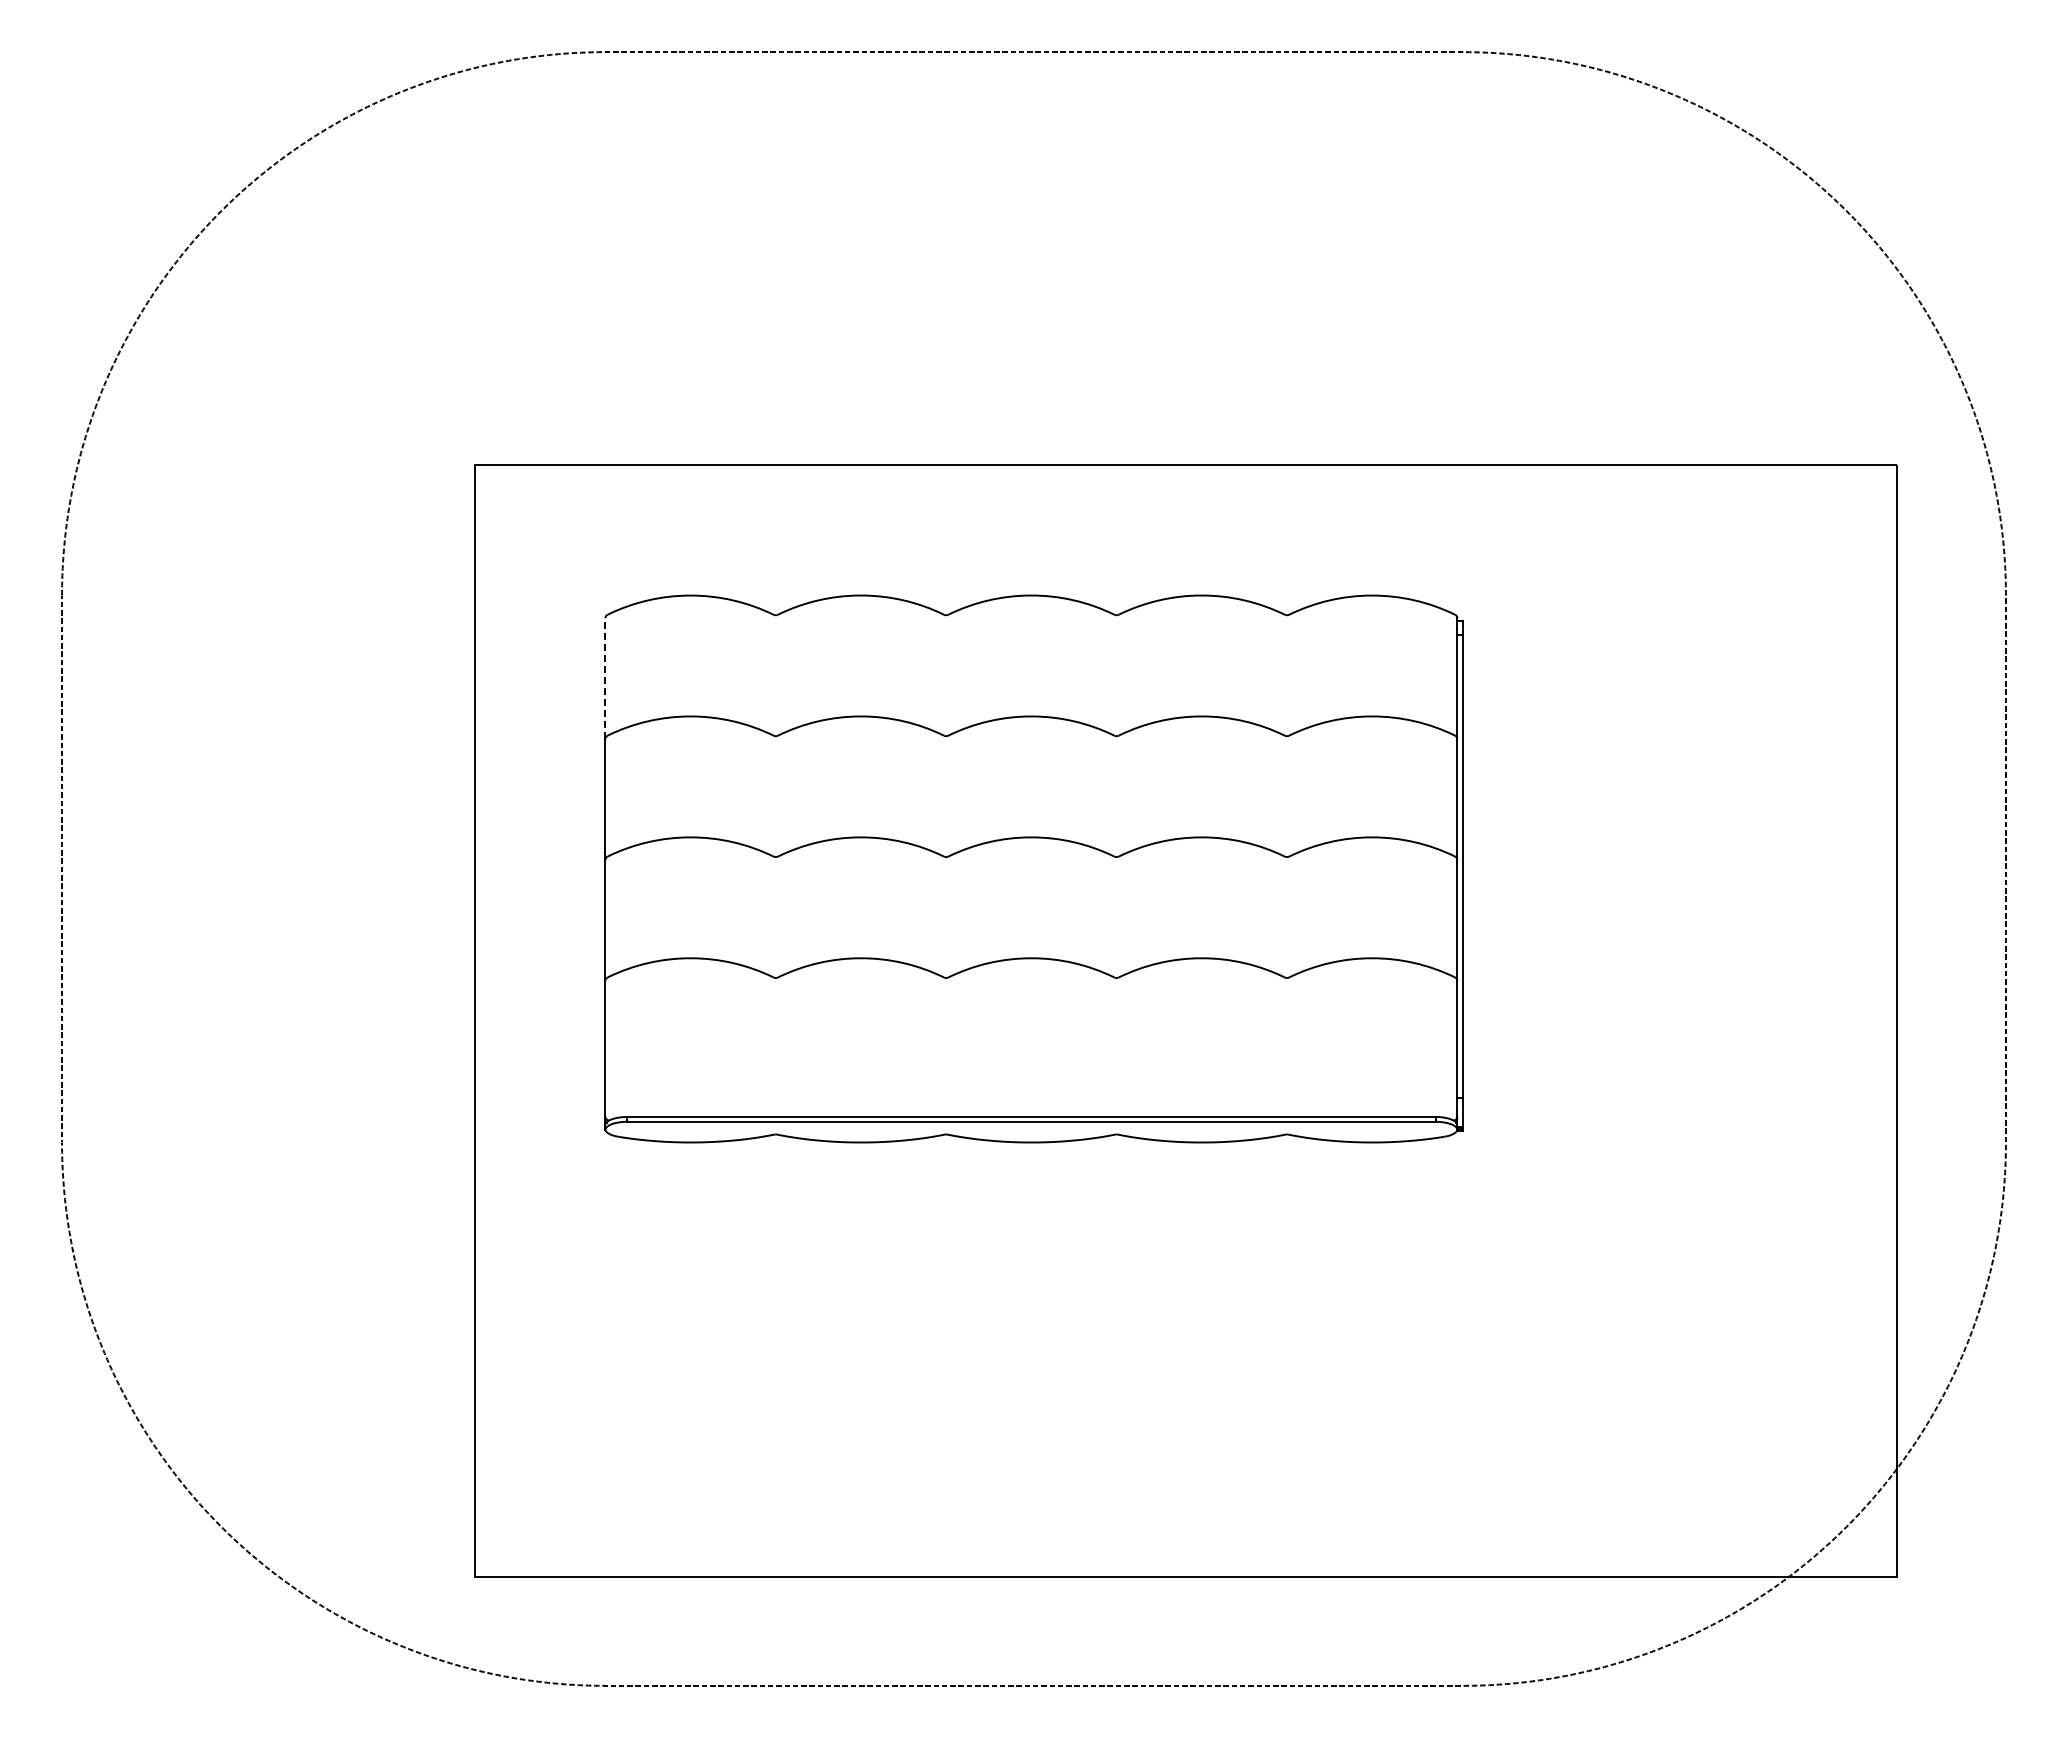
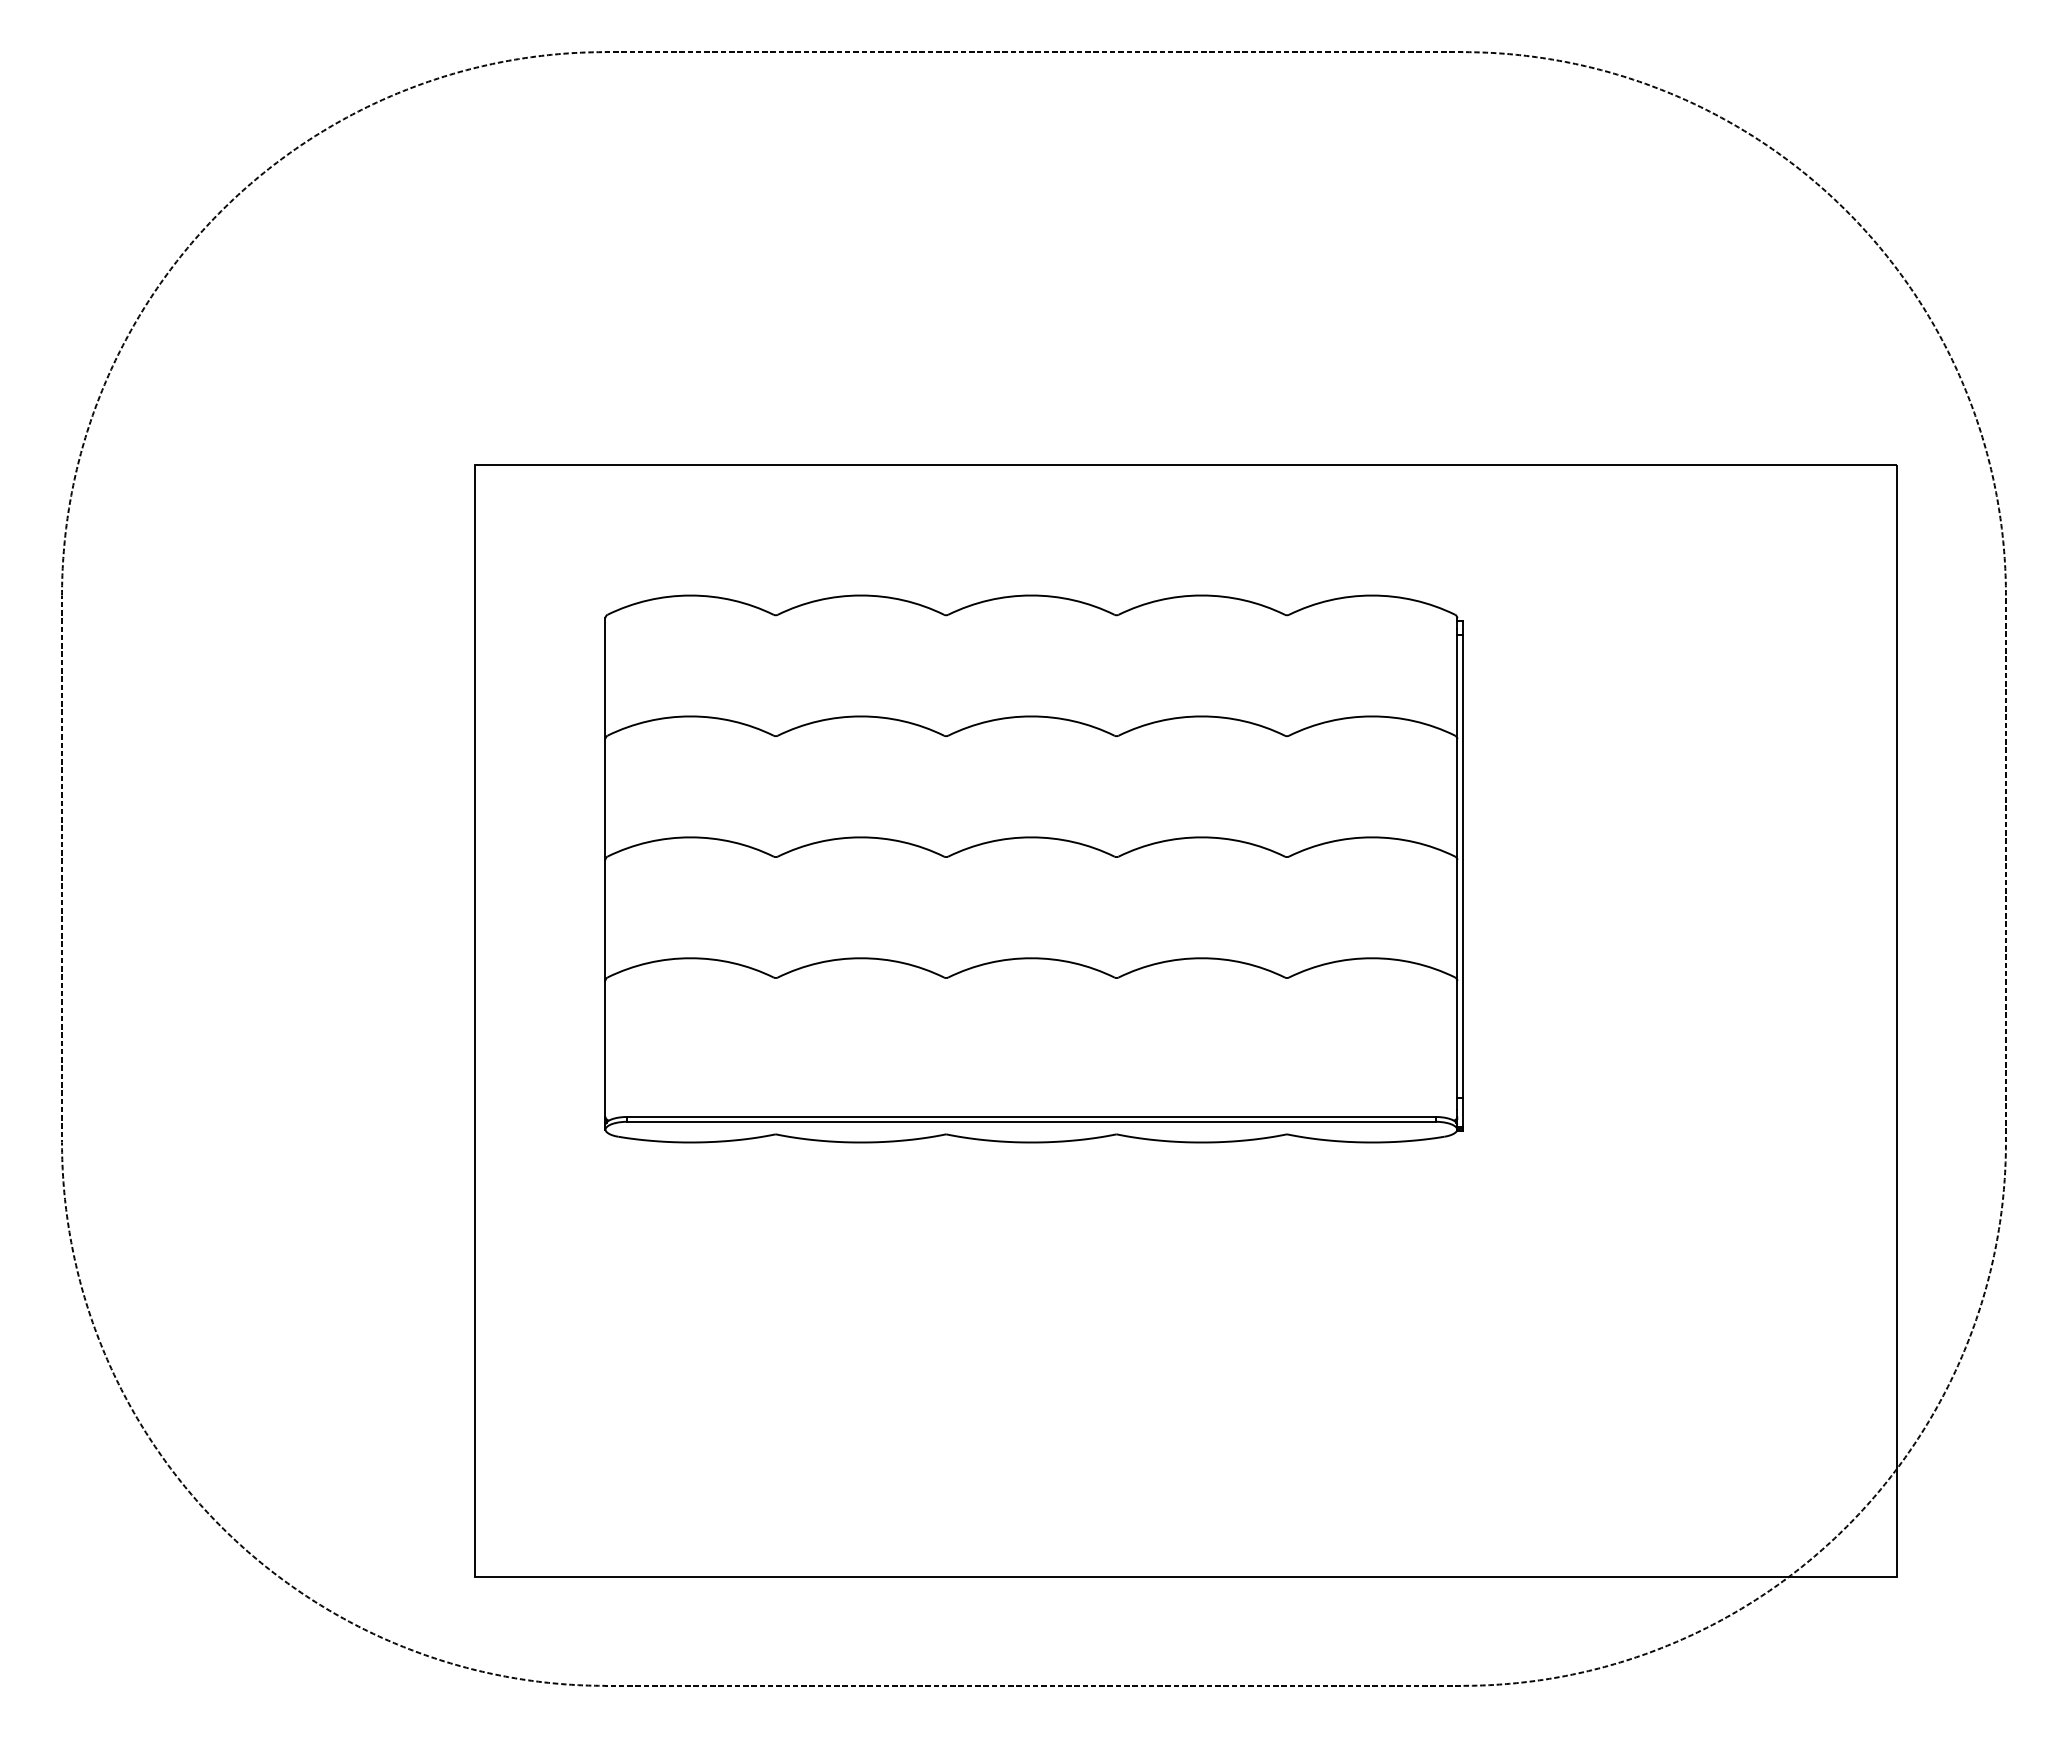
line: dashed -> solid (605, 678)
